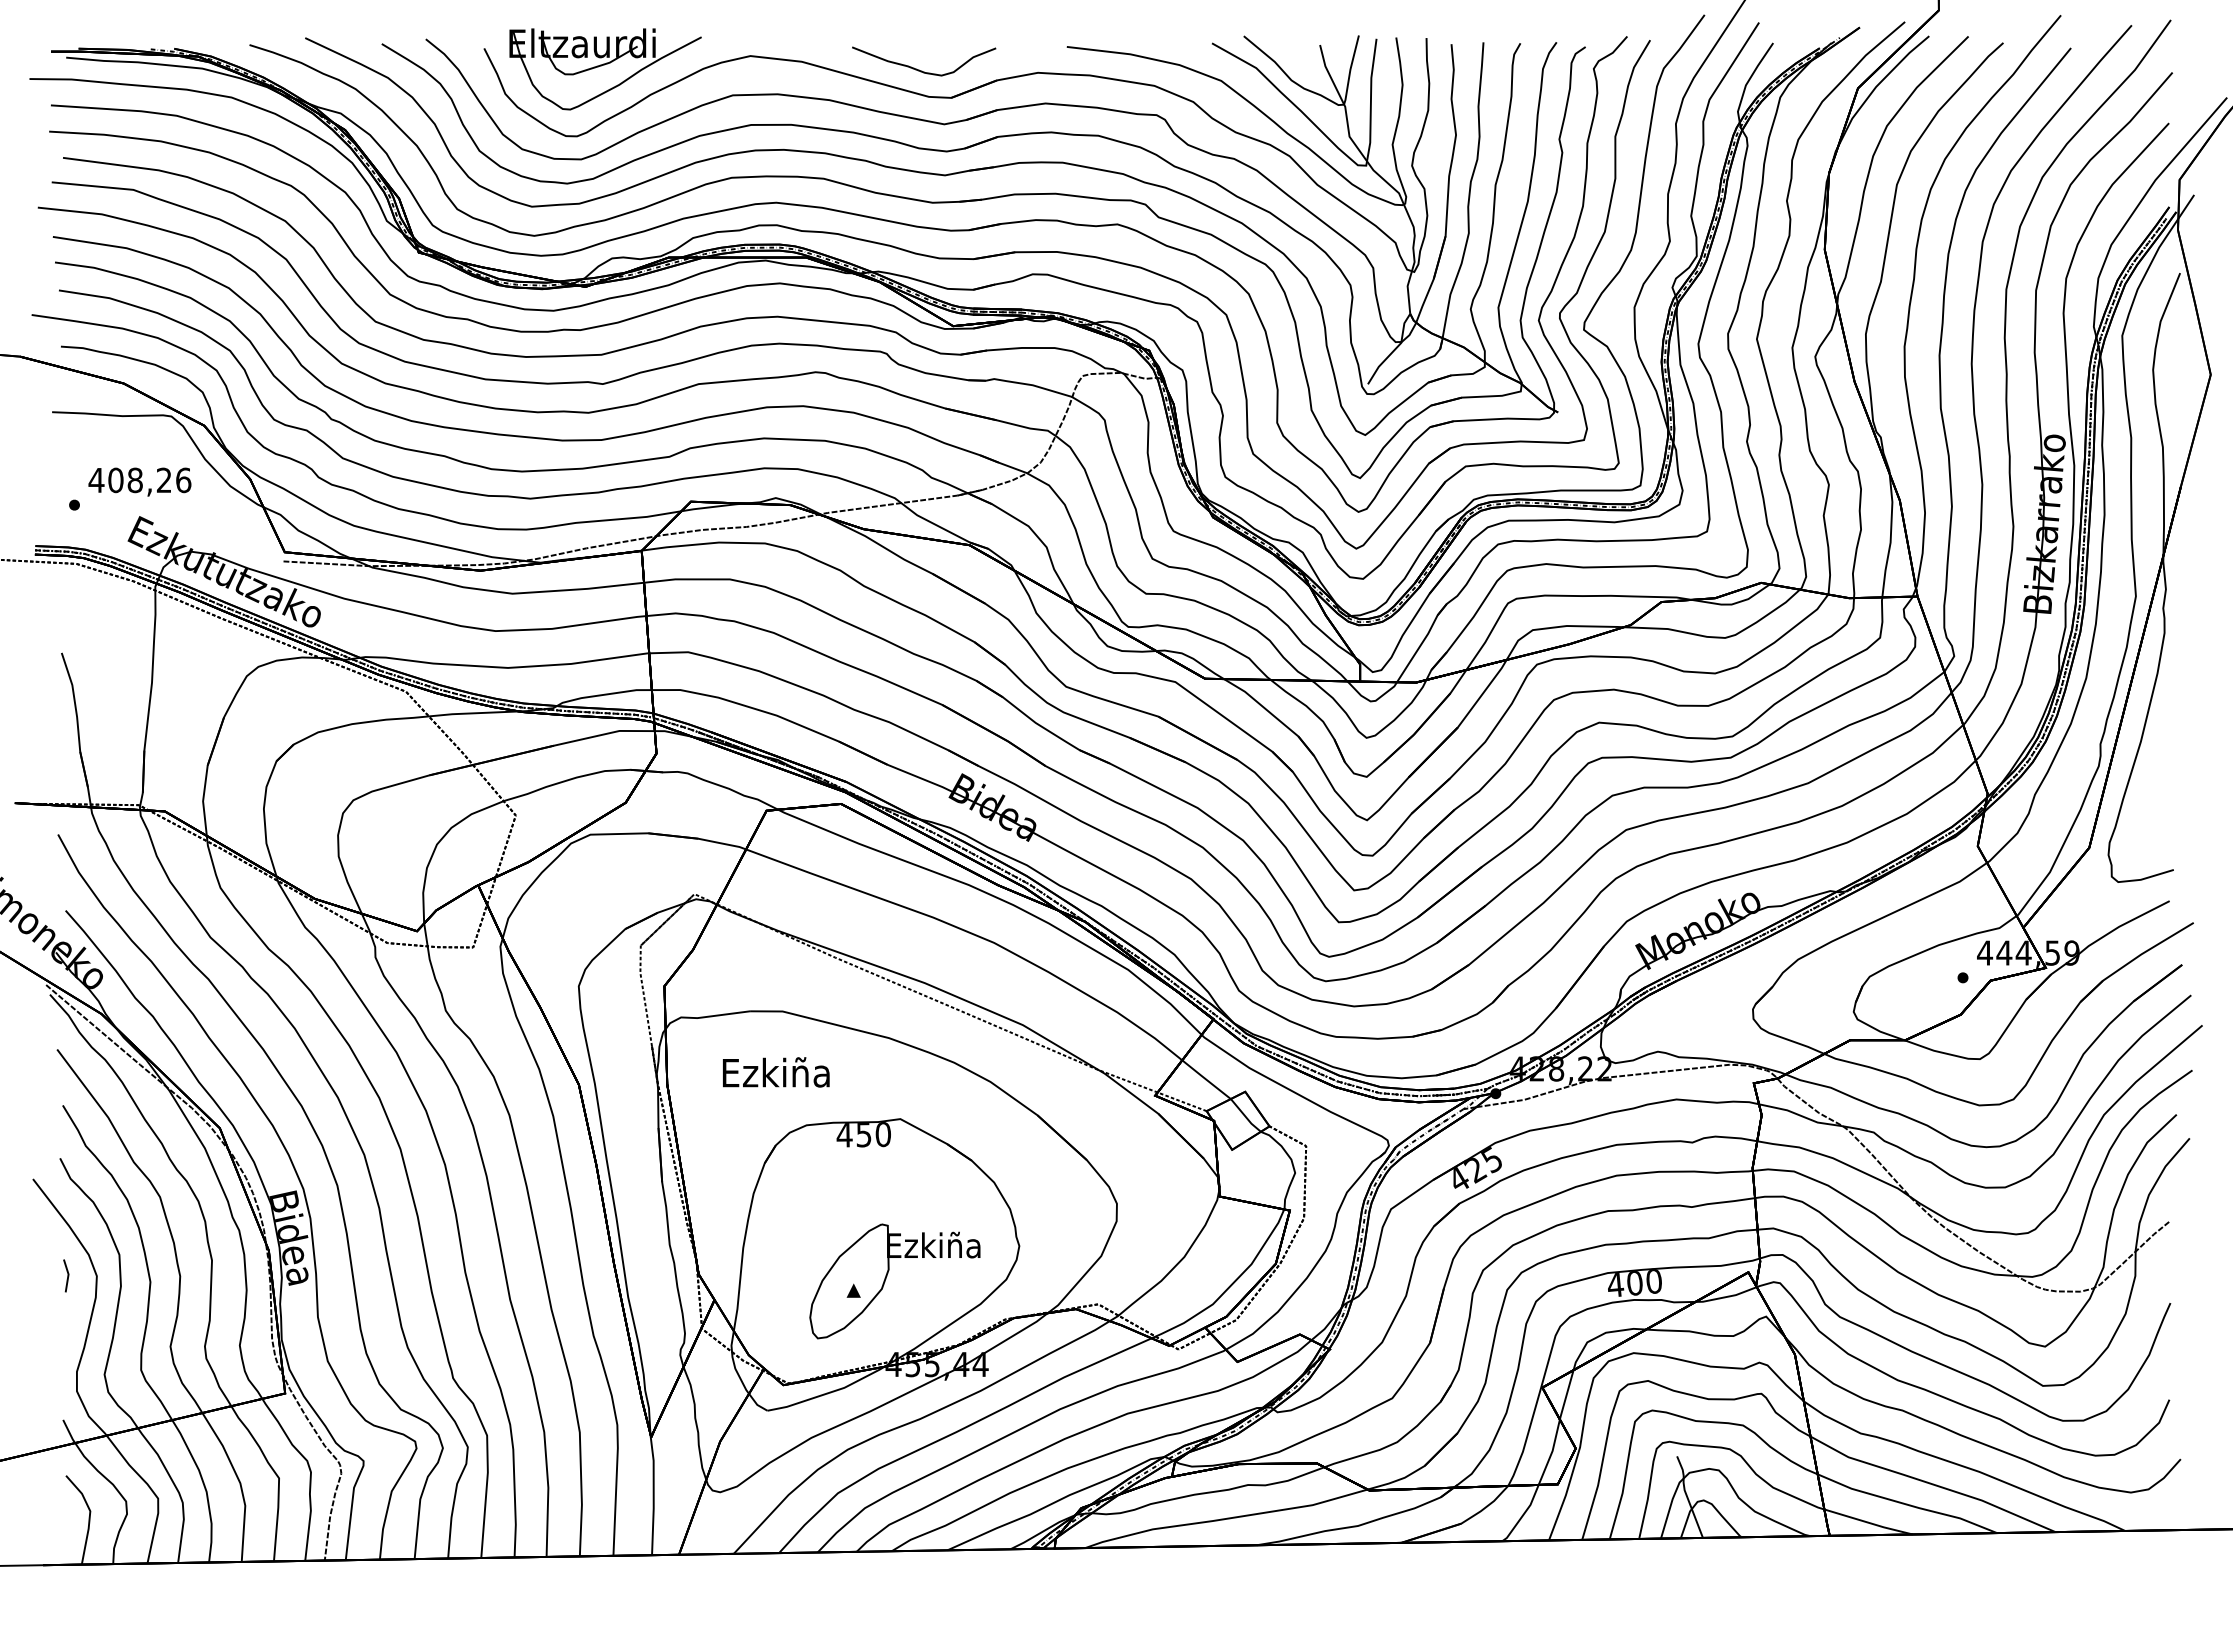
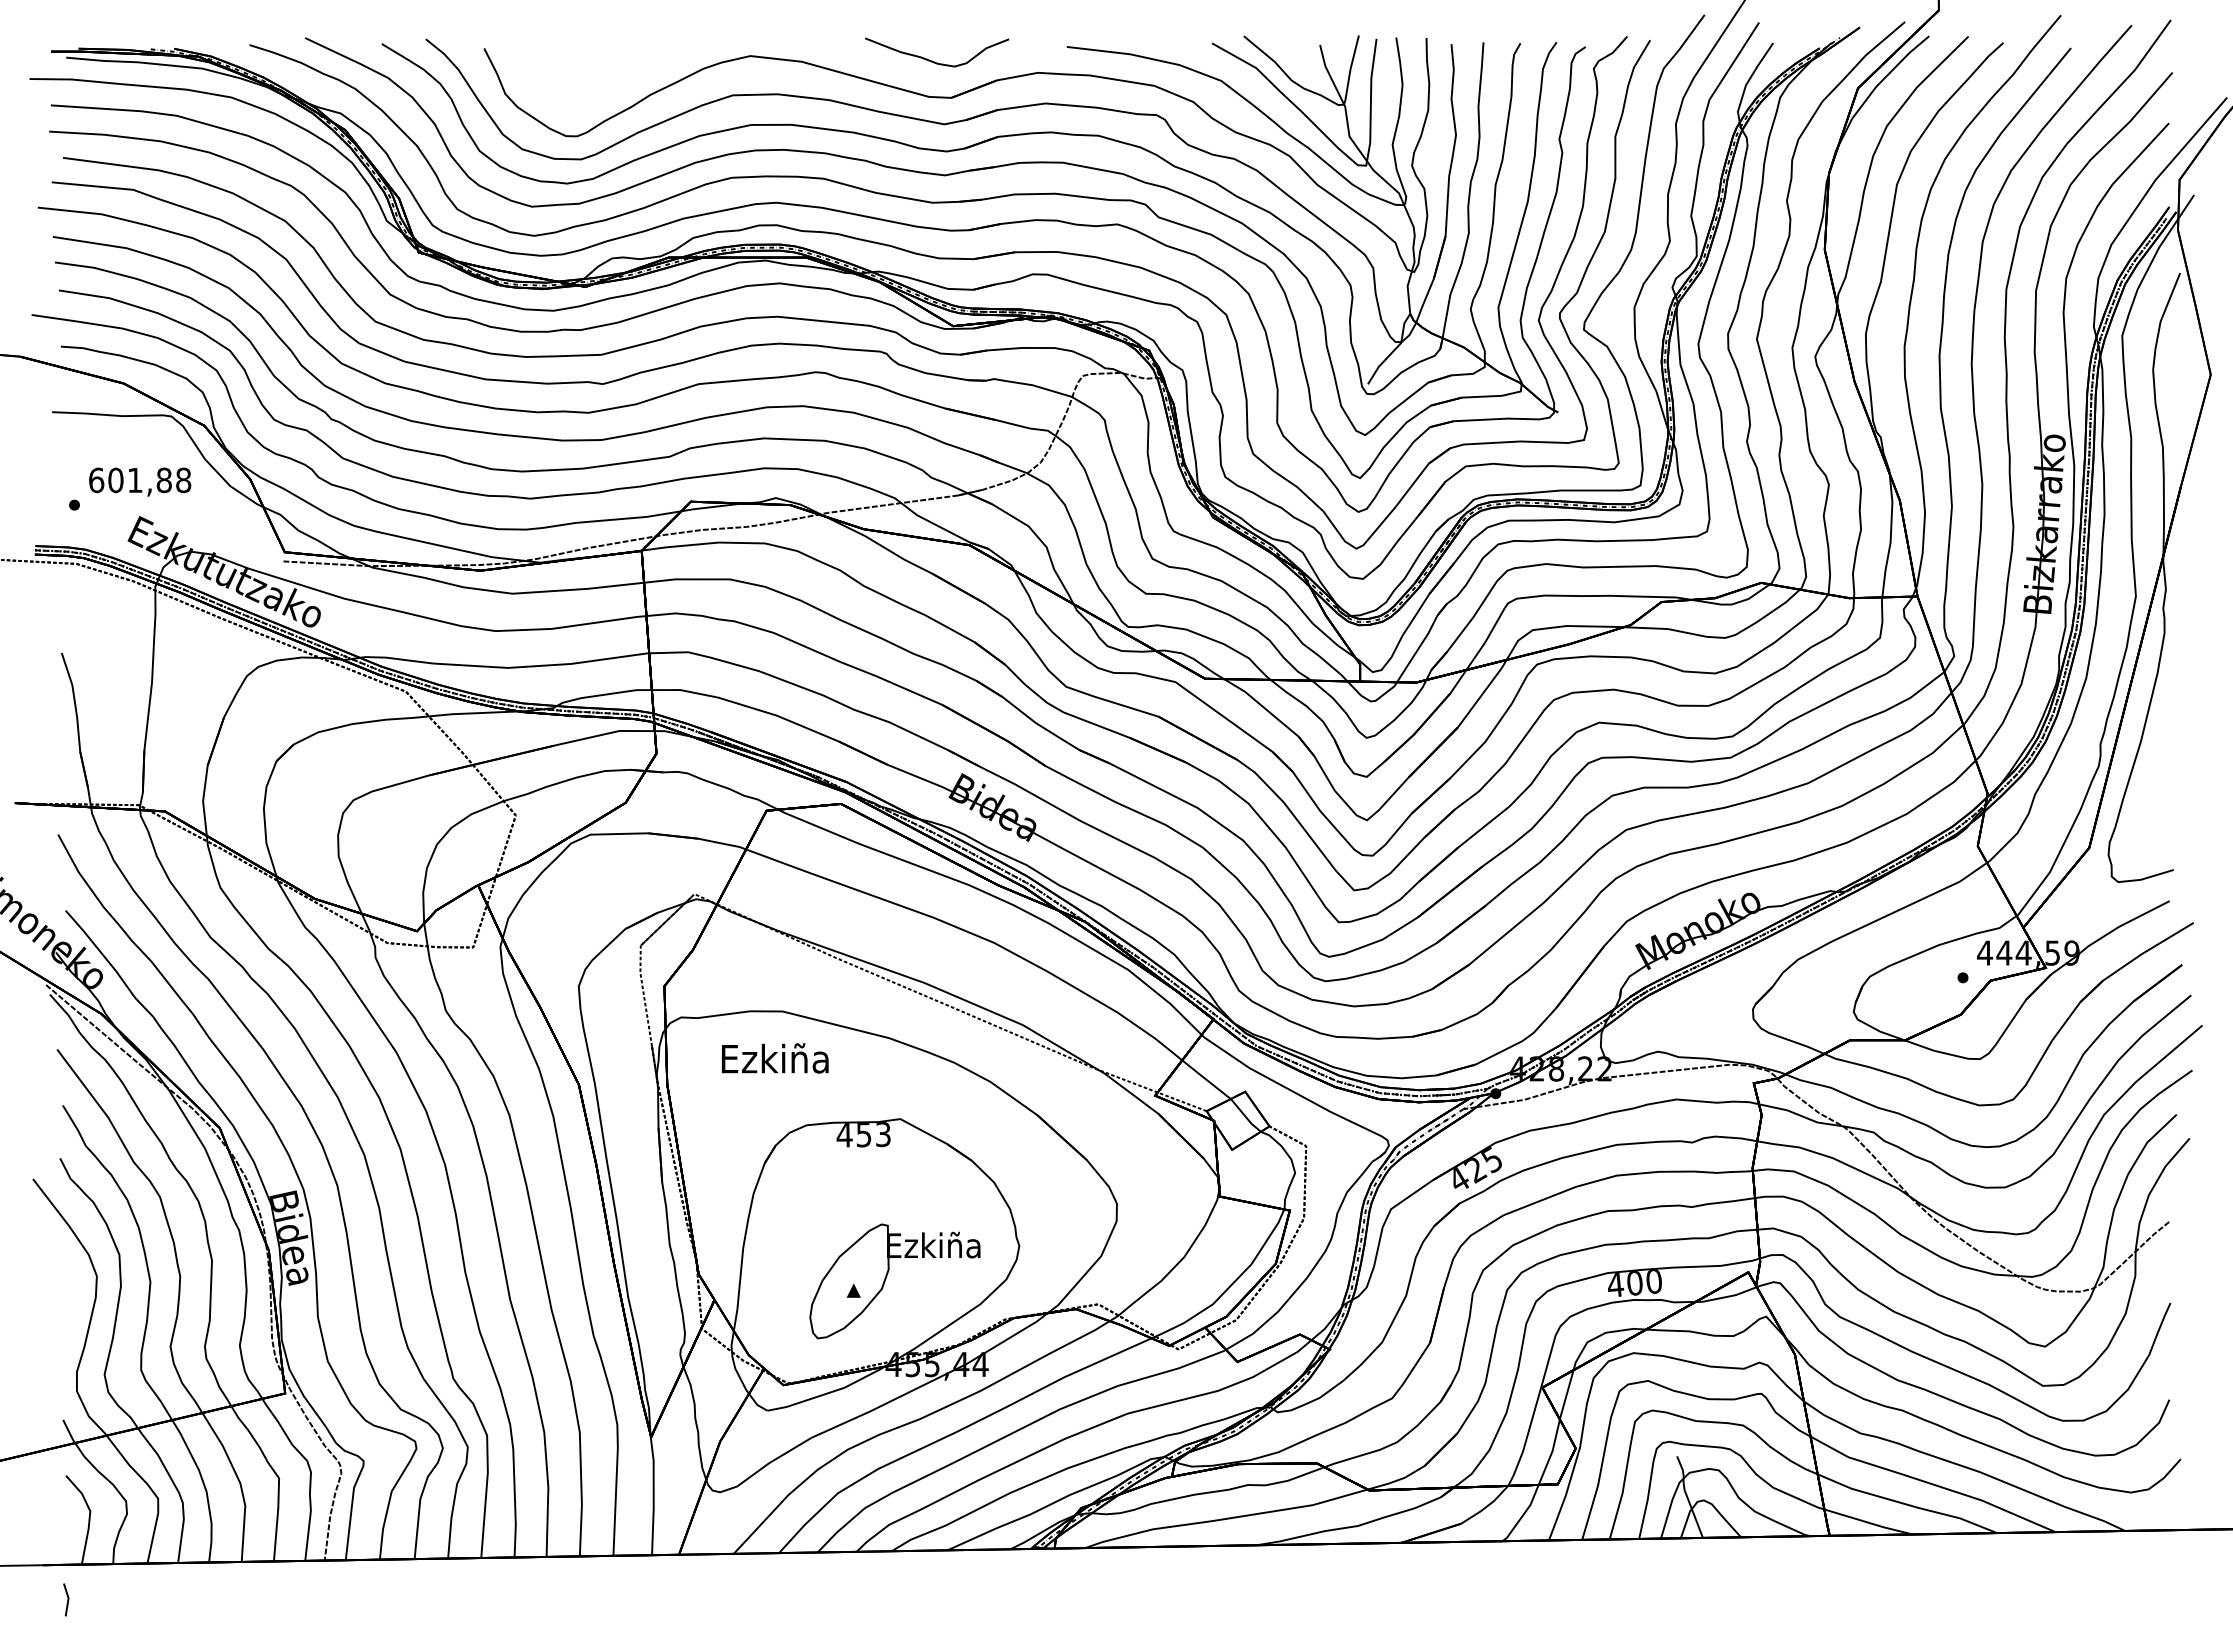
part: present -> none (605, 69)
curve position: (919, 69) -> (932, 60) (932, 60)
text: 408,26 -> 601,88 (139, 480)
text position: (776, 1072) -> (775, 1058) (775, 1058)
text: 450 -> 453 (882, 1134)
line position: (67, 1275) -> (67, 1599) (67, 1599)
